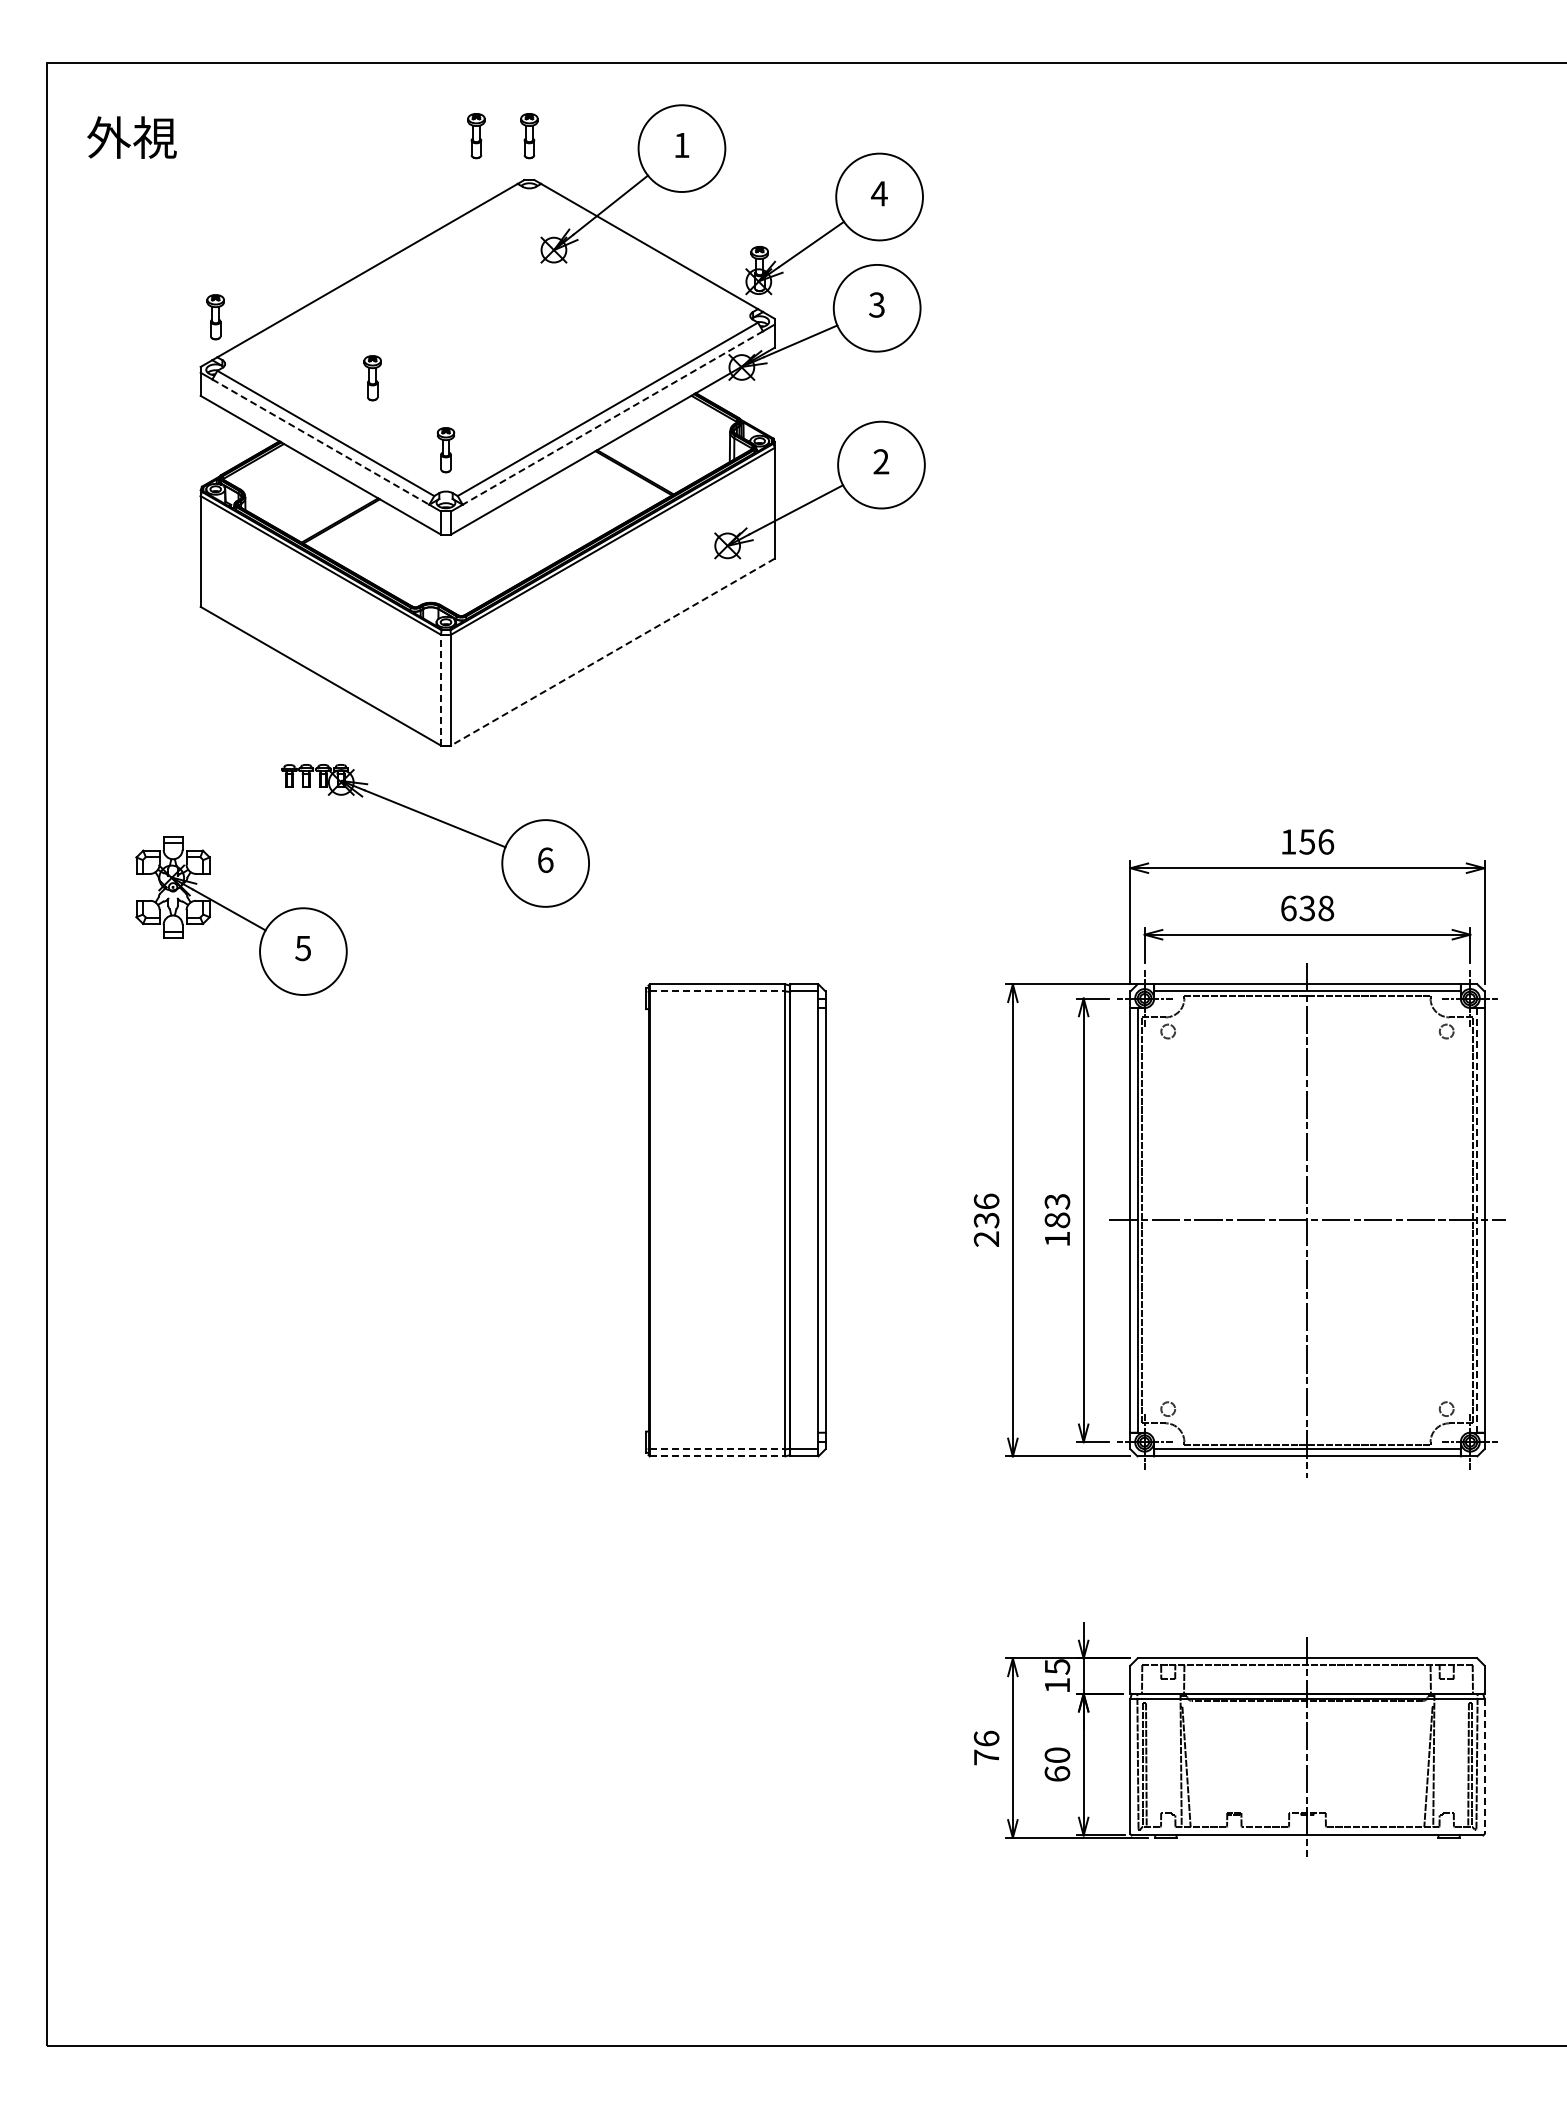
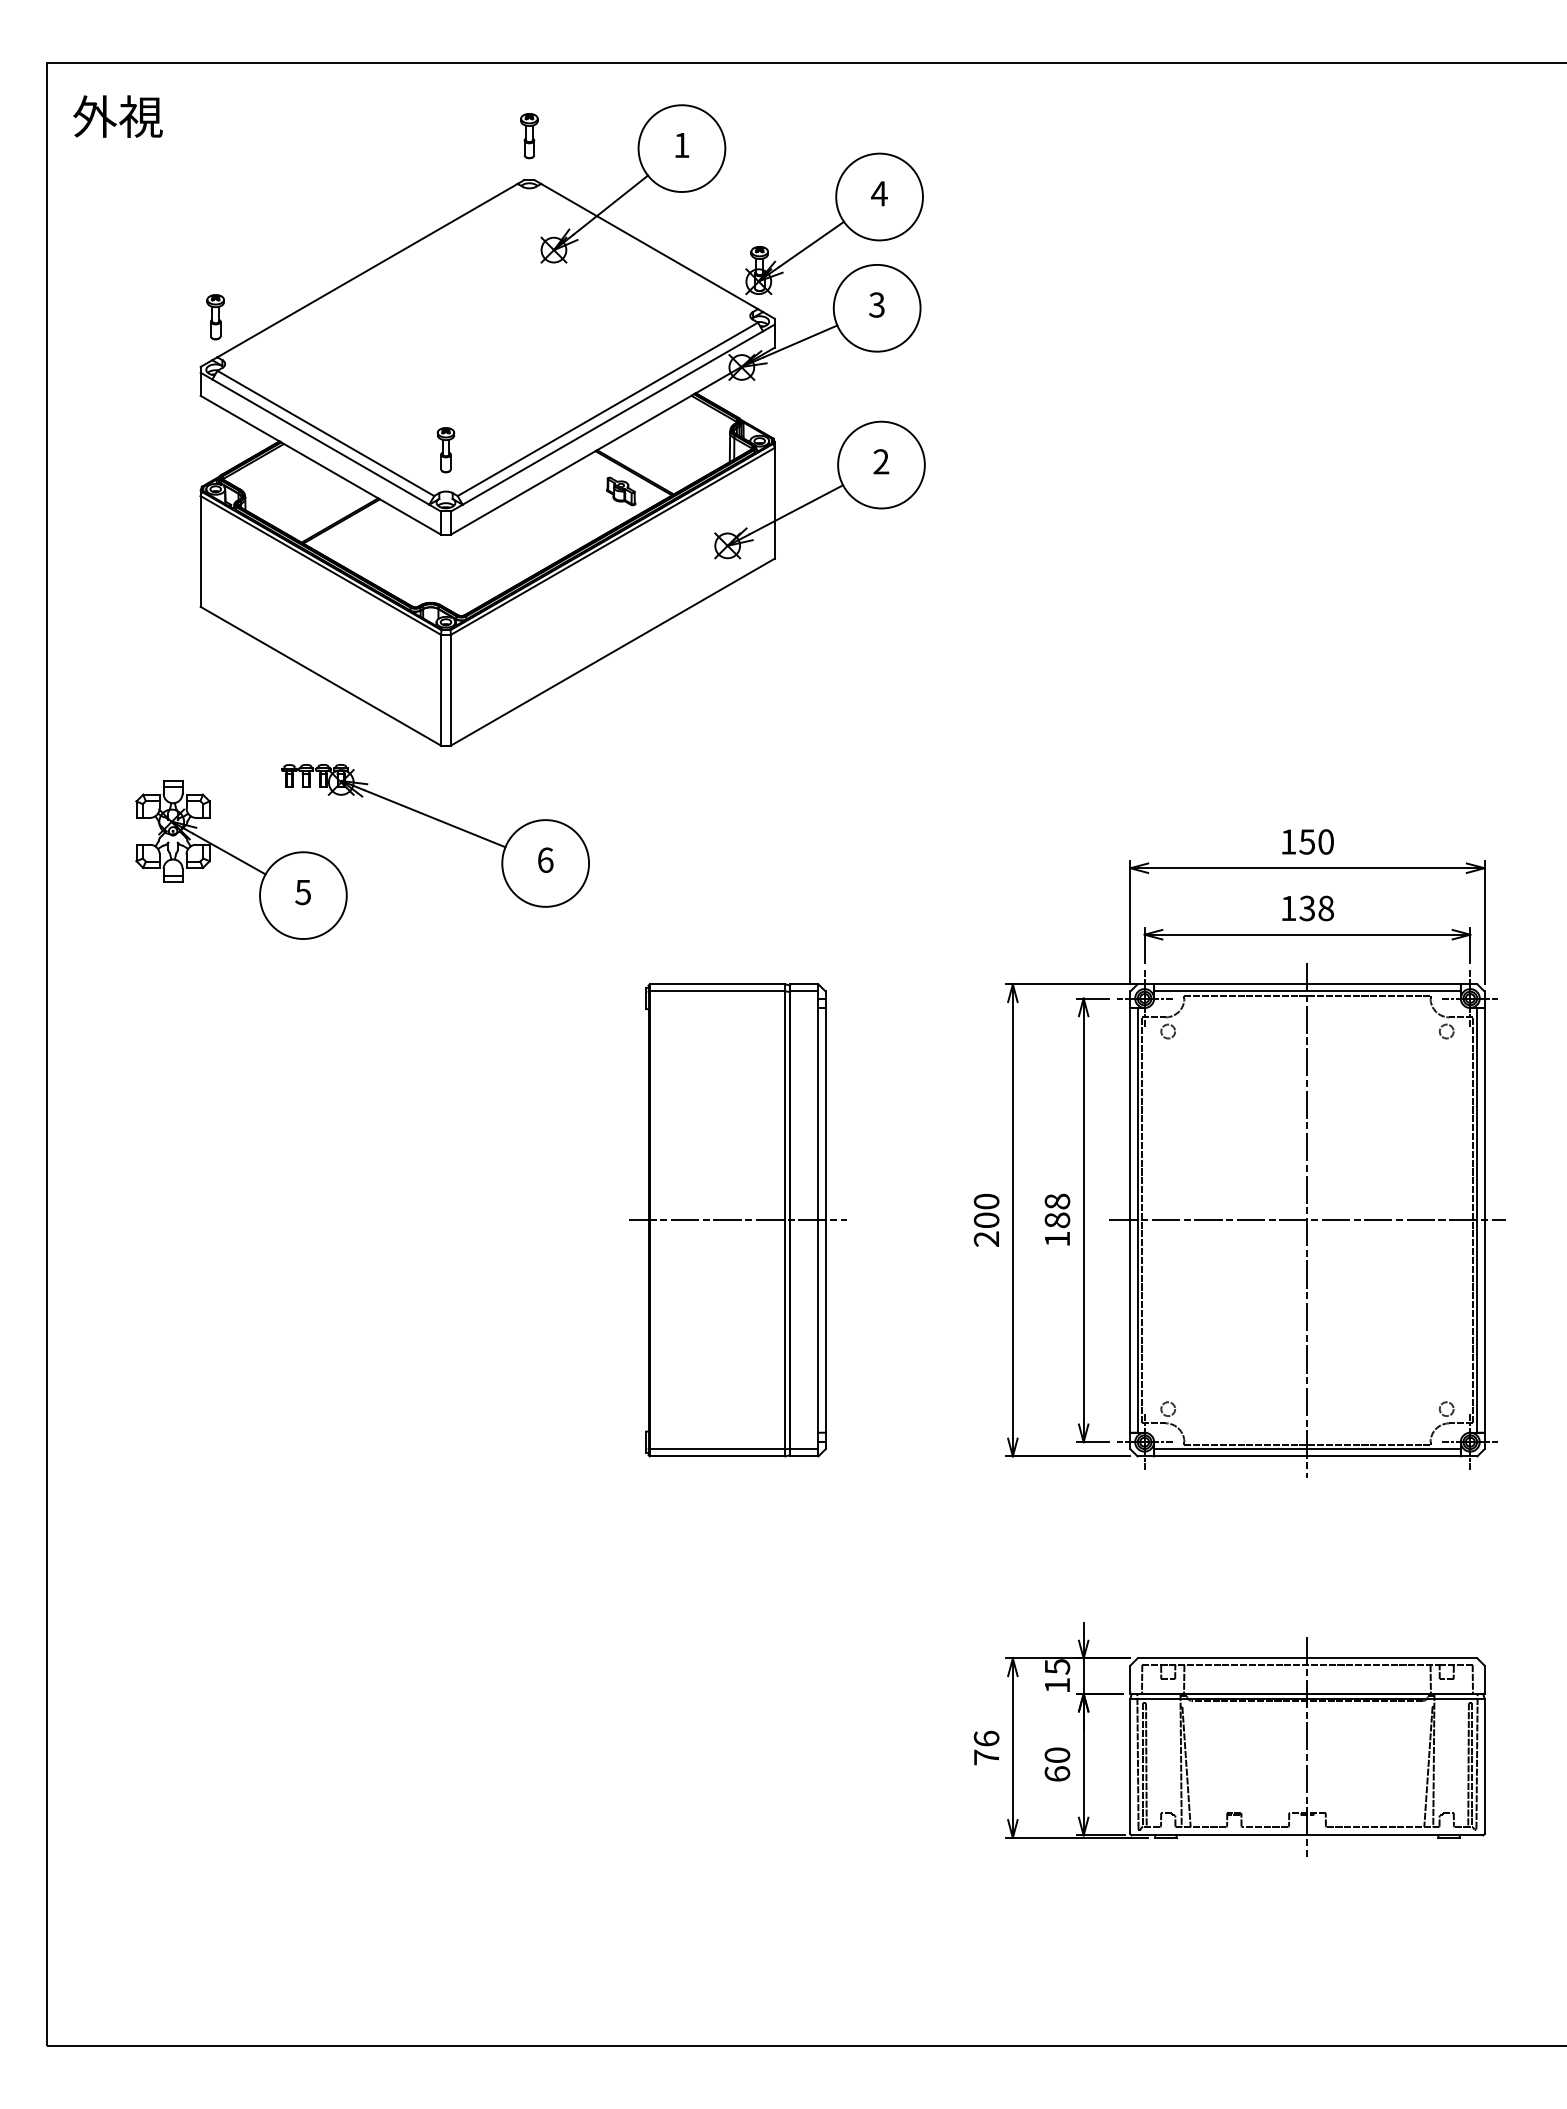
part: present -> none (476, 136)
text position: (131, 137) -> (117, 116) (117, 116)
part: present -> none (372, 378)
line: dashed -> solid (612, 418)
line: dashed -> solid (321, 442)
part: none -> present (621, 491)
line: dashed -> solid (612, 652)
line: dashed -> solid (441, 689)
text: 156 -> 150 (1326, 841)
text: 638 -> 138 (1288, 908)
part position: (241, 915) -> (241, 859) (241, 859)
line: dashed -> solid (717, 991)
text: 183 -> 188 (1057, 1201)
text: 236 -> 200 (986, 1210)
line: dashed -> solid (1477, 1219)
line: none -> present (737, 1220)
line: dashed -> solid (717, 1449)
line: dashed -> solid (717, 1456)
line: dashed -> solid (1484, 1766)
